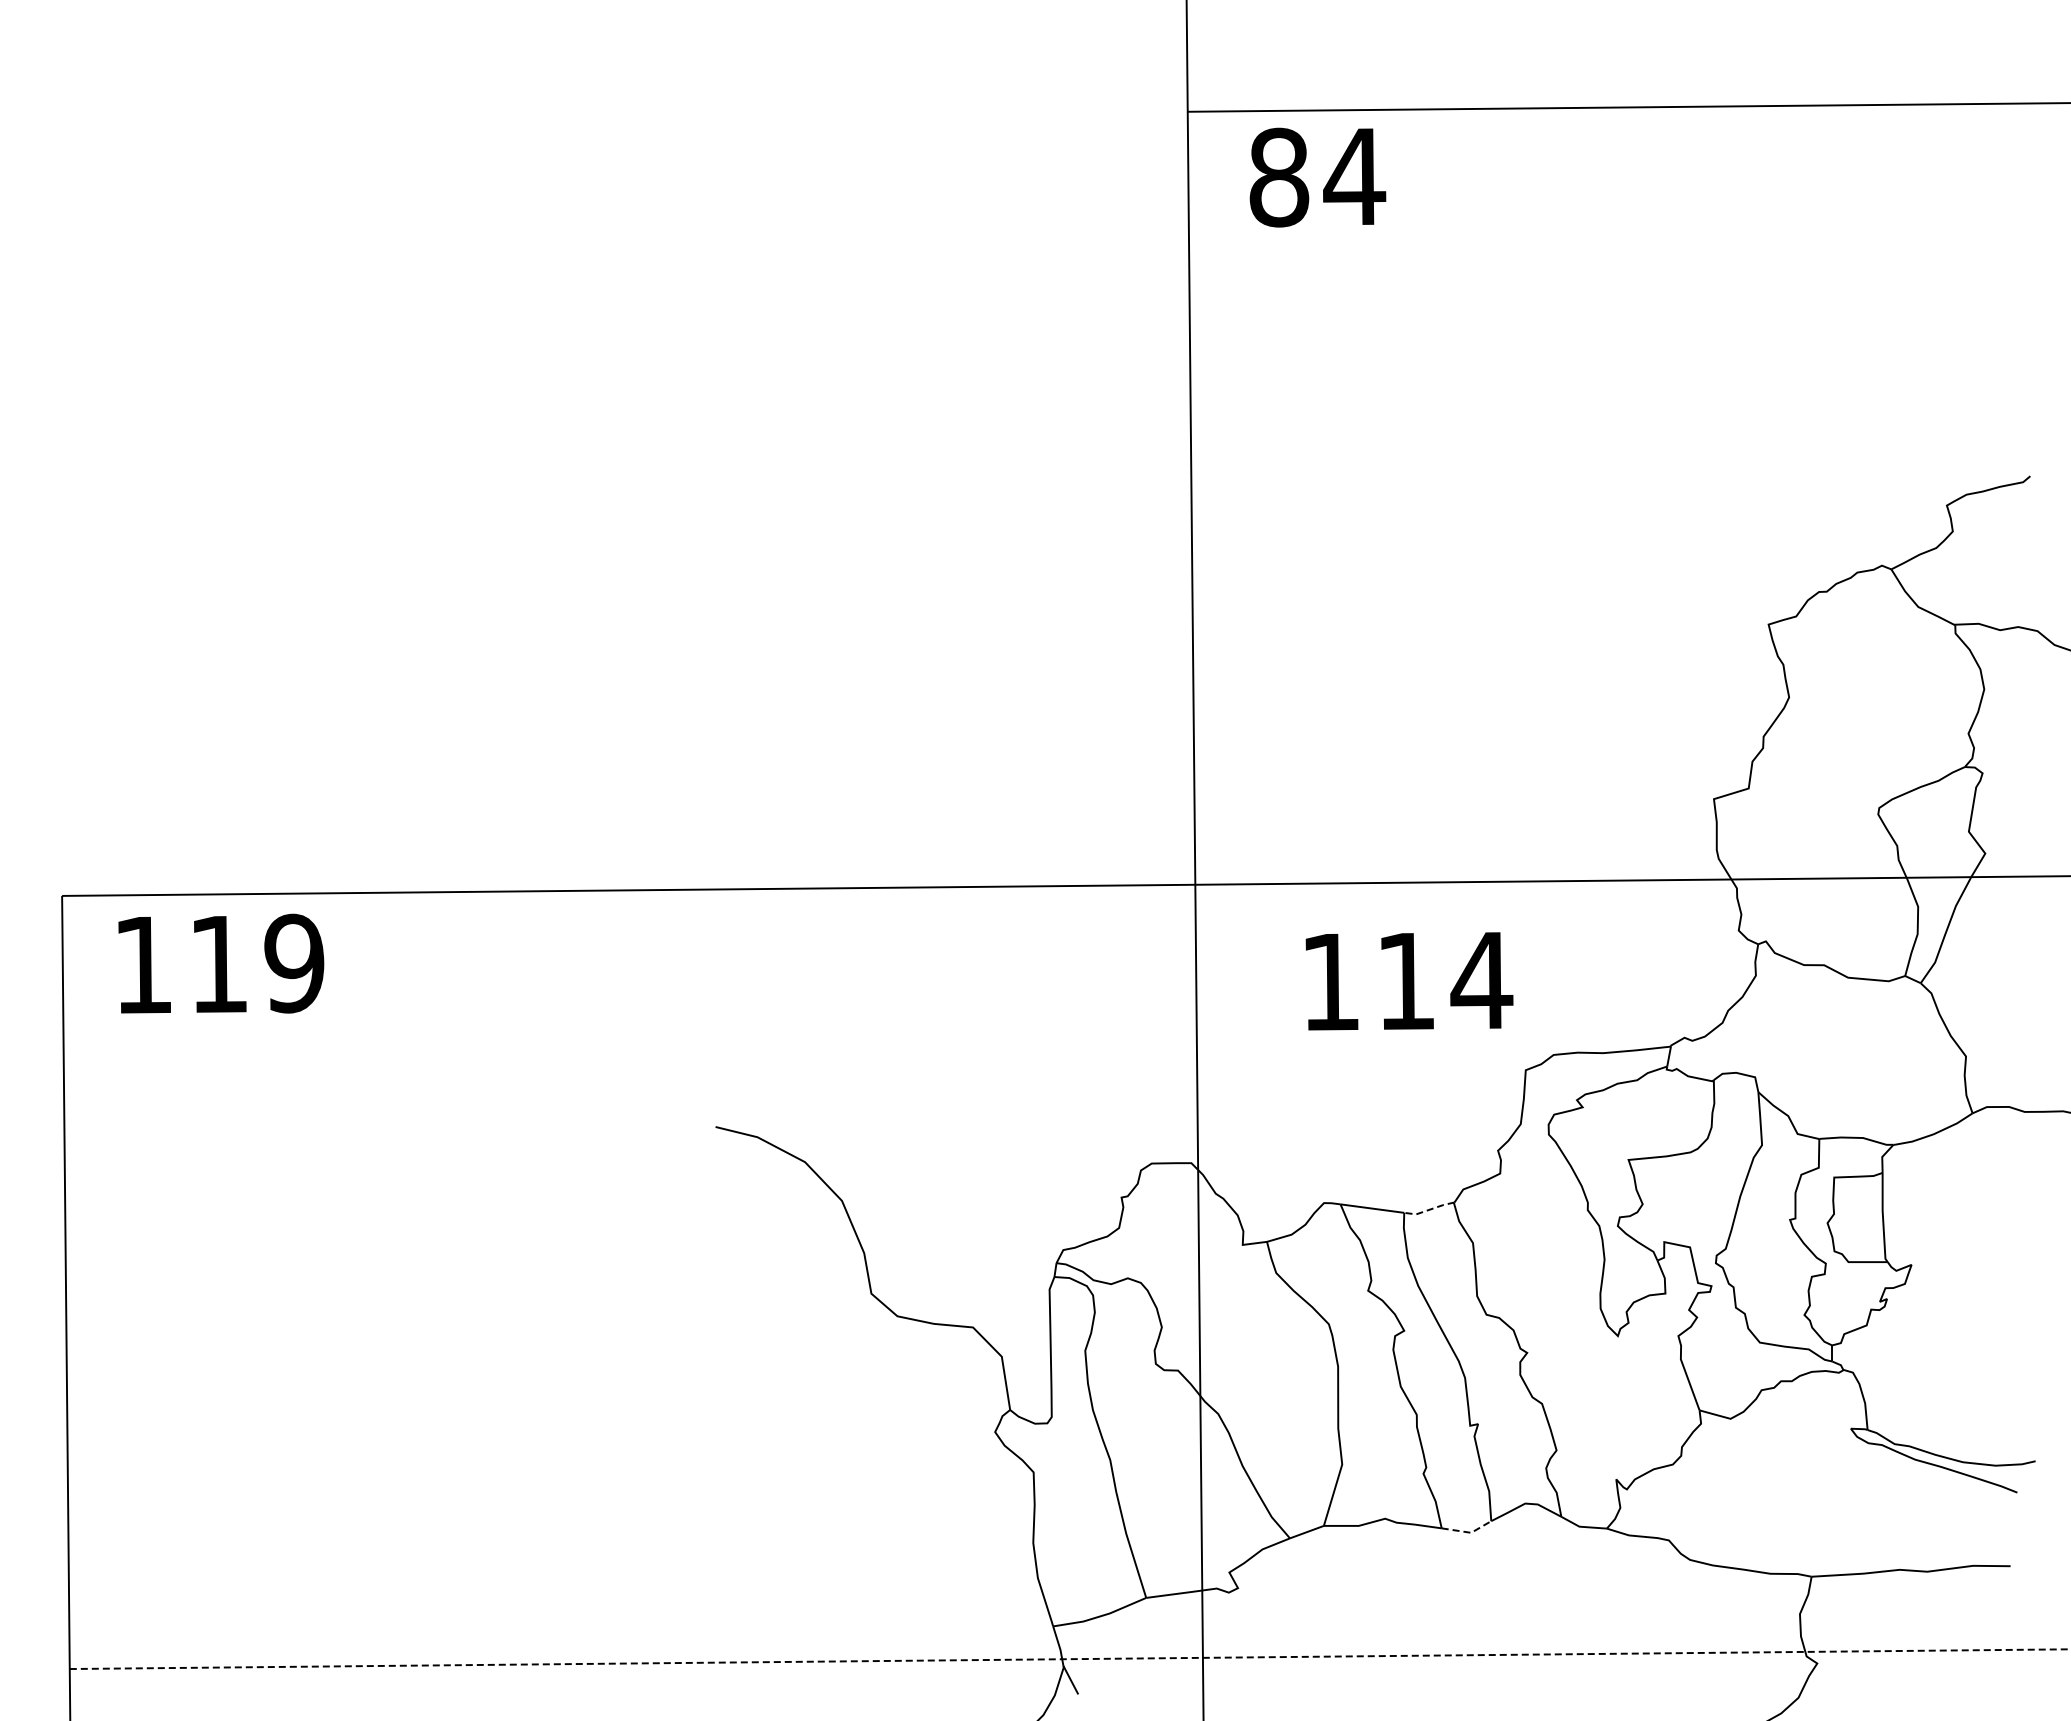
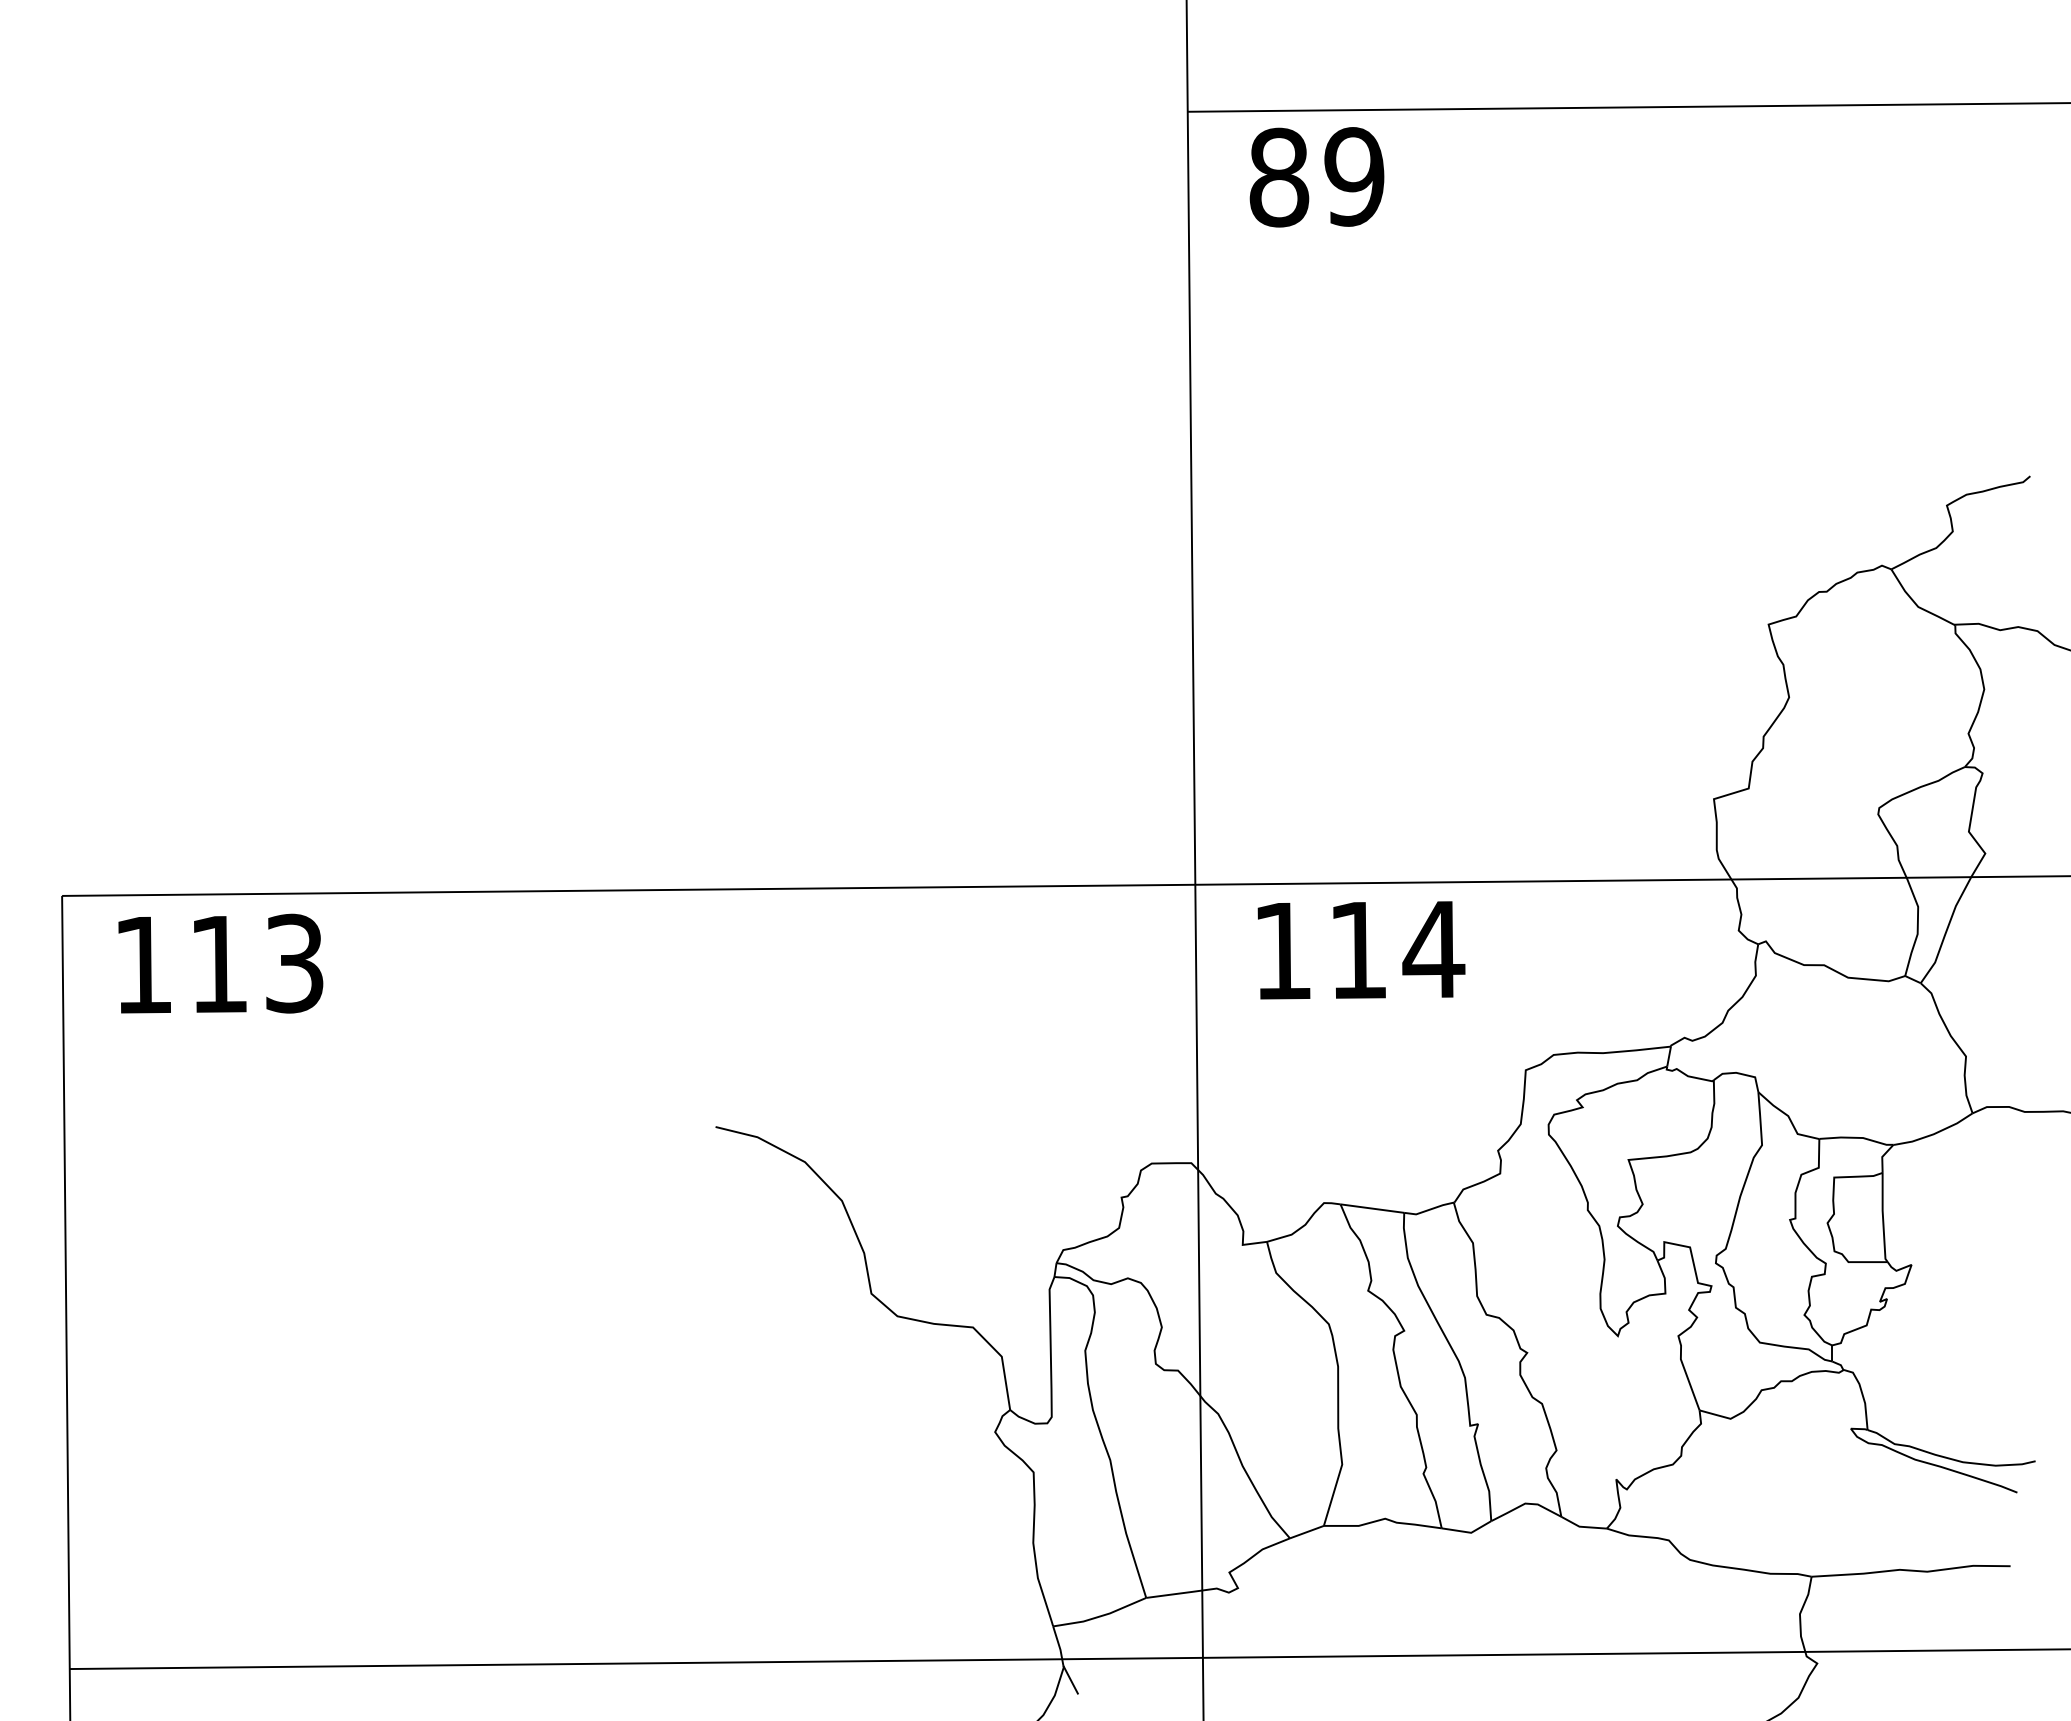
text: 84 -> 89 (1354, 176)
text: 119 -> 113 (294, 963)
text position: (1409, 981) -> (1361, 950) (1361, 950)
line: dashed -> solid (1429, 1209)
line: dashed -> solid (1469, 1532)
line: dashed -> solid (1070, 1659)
